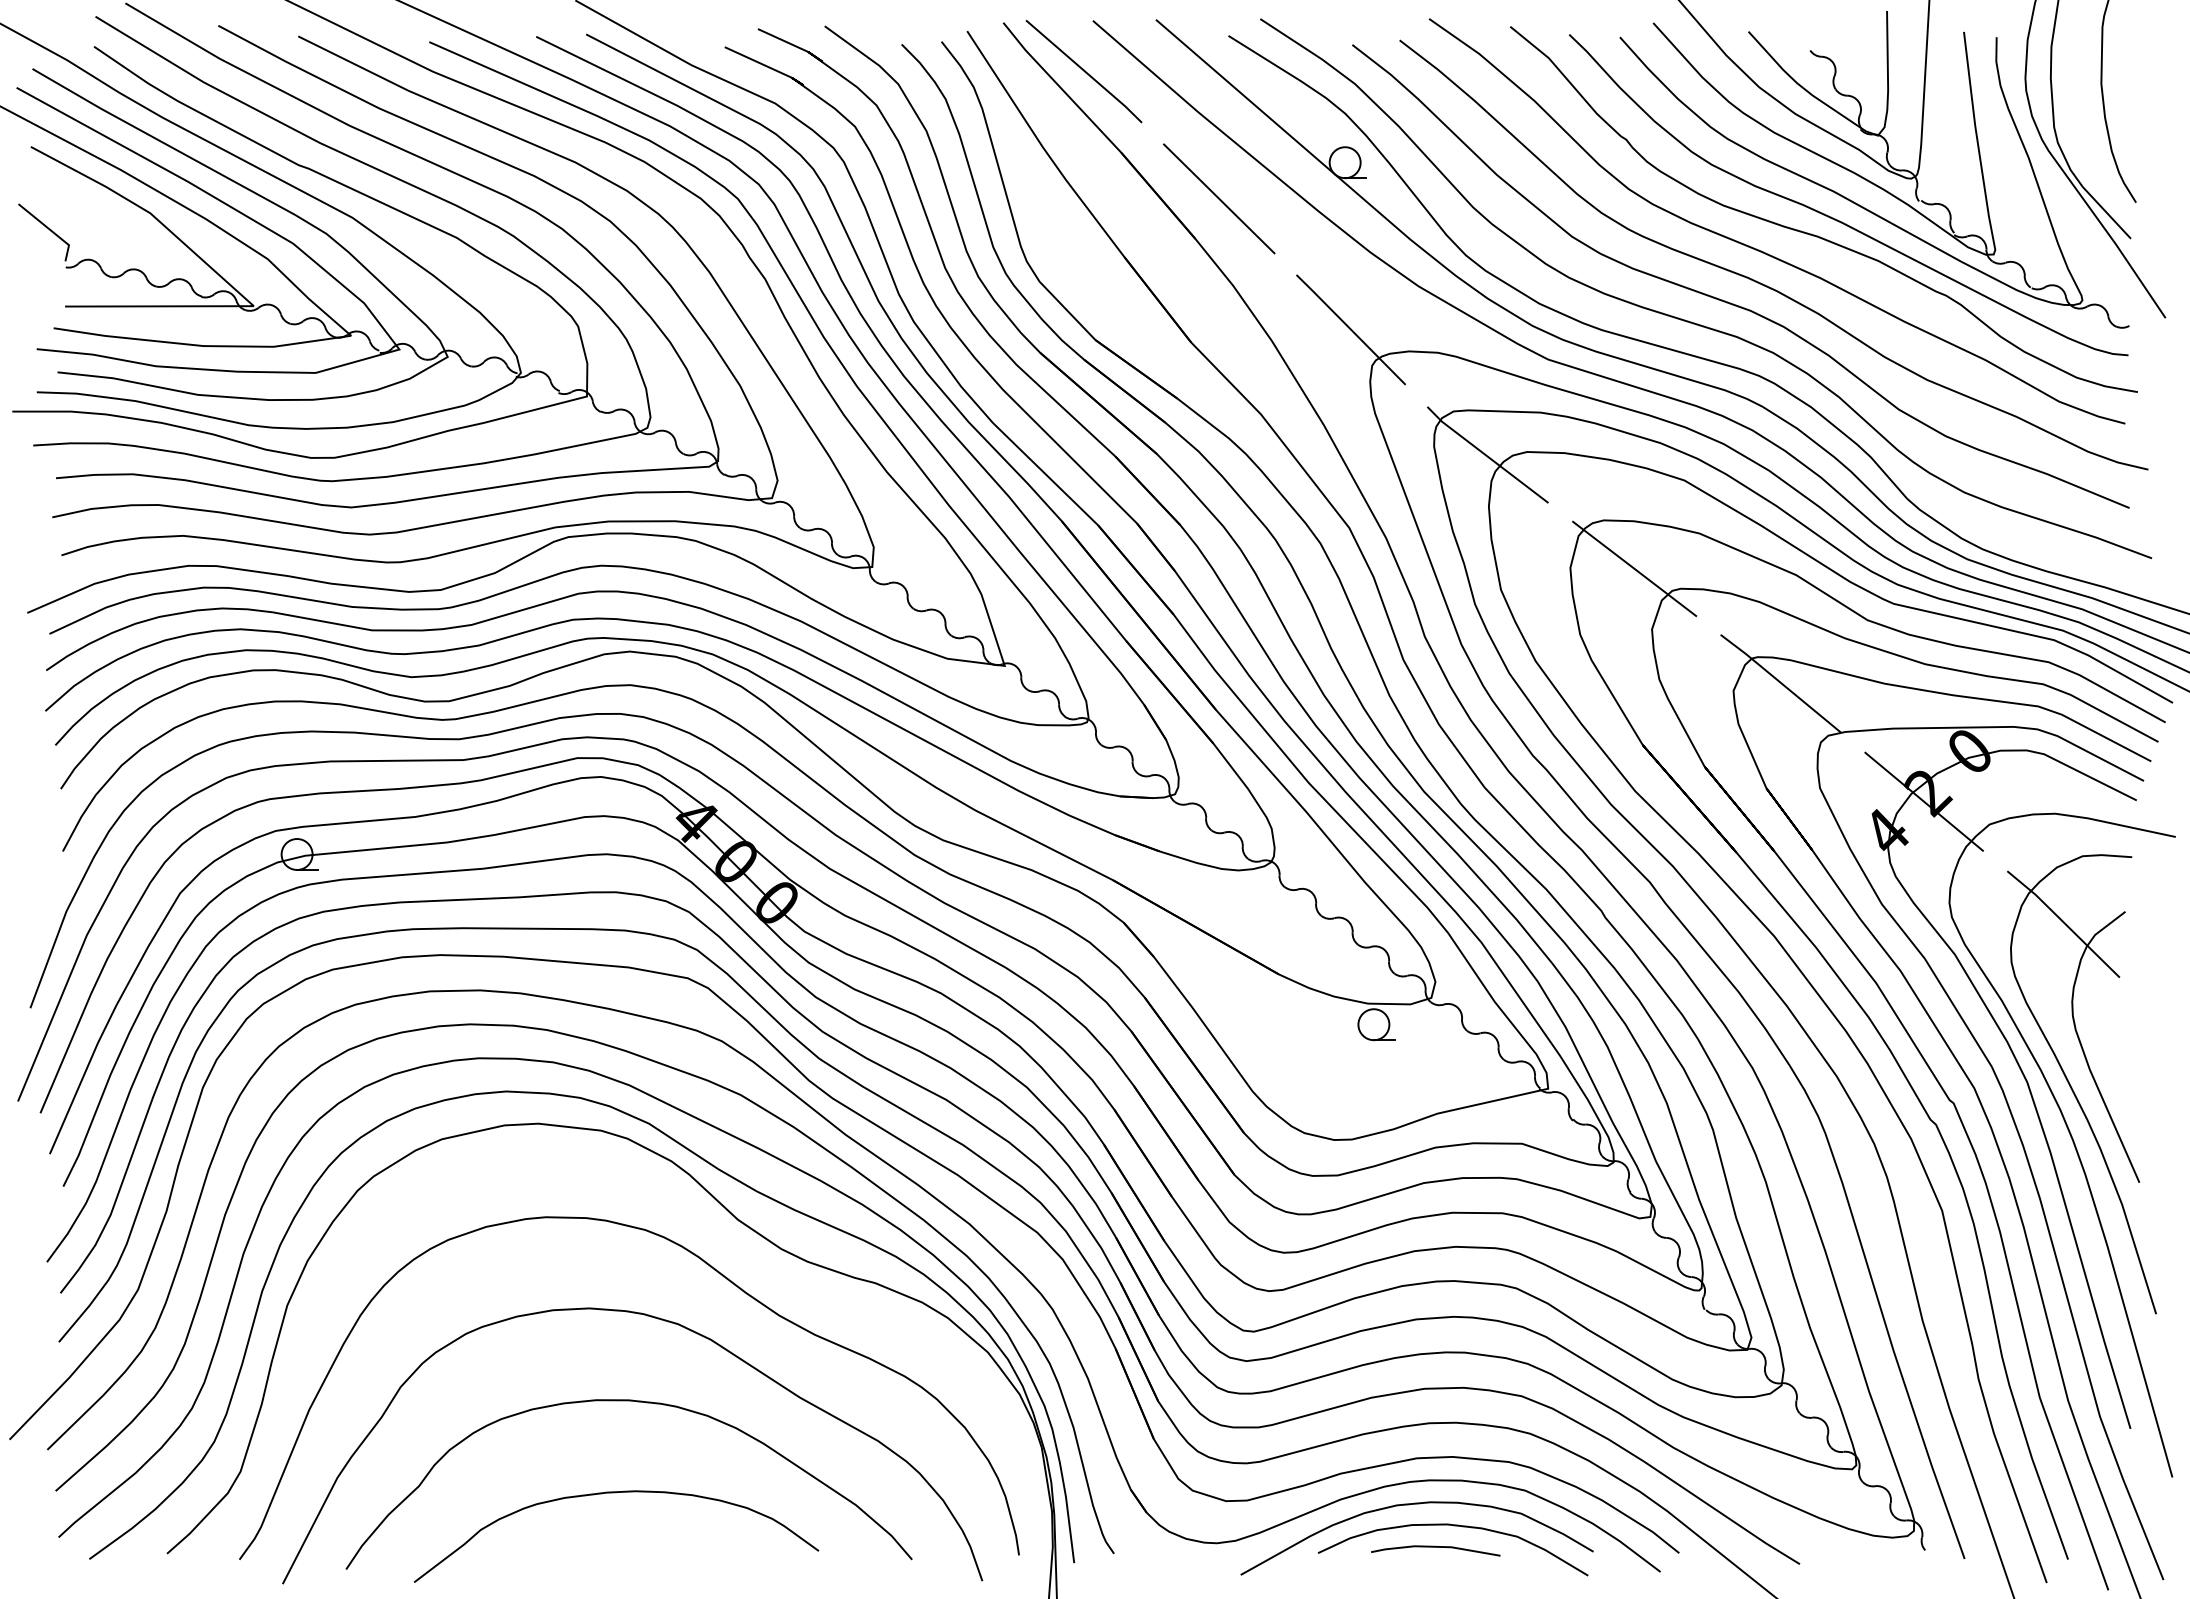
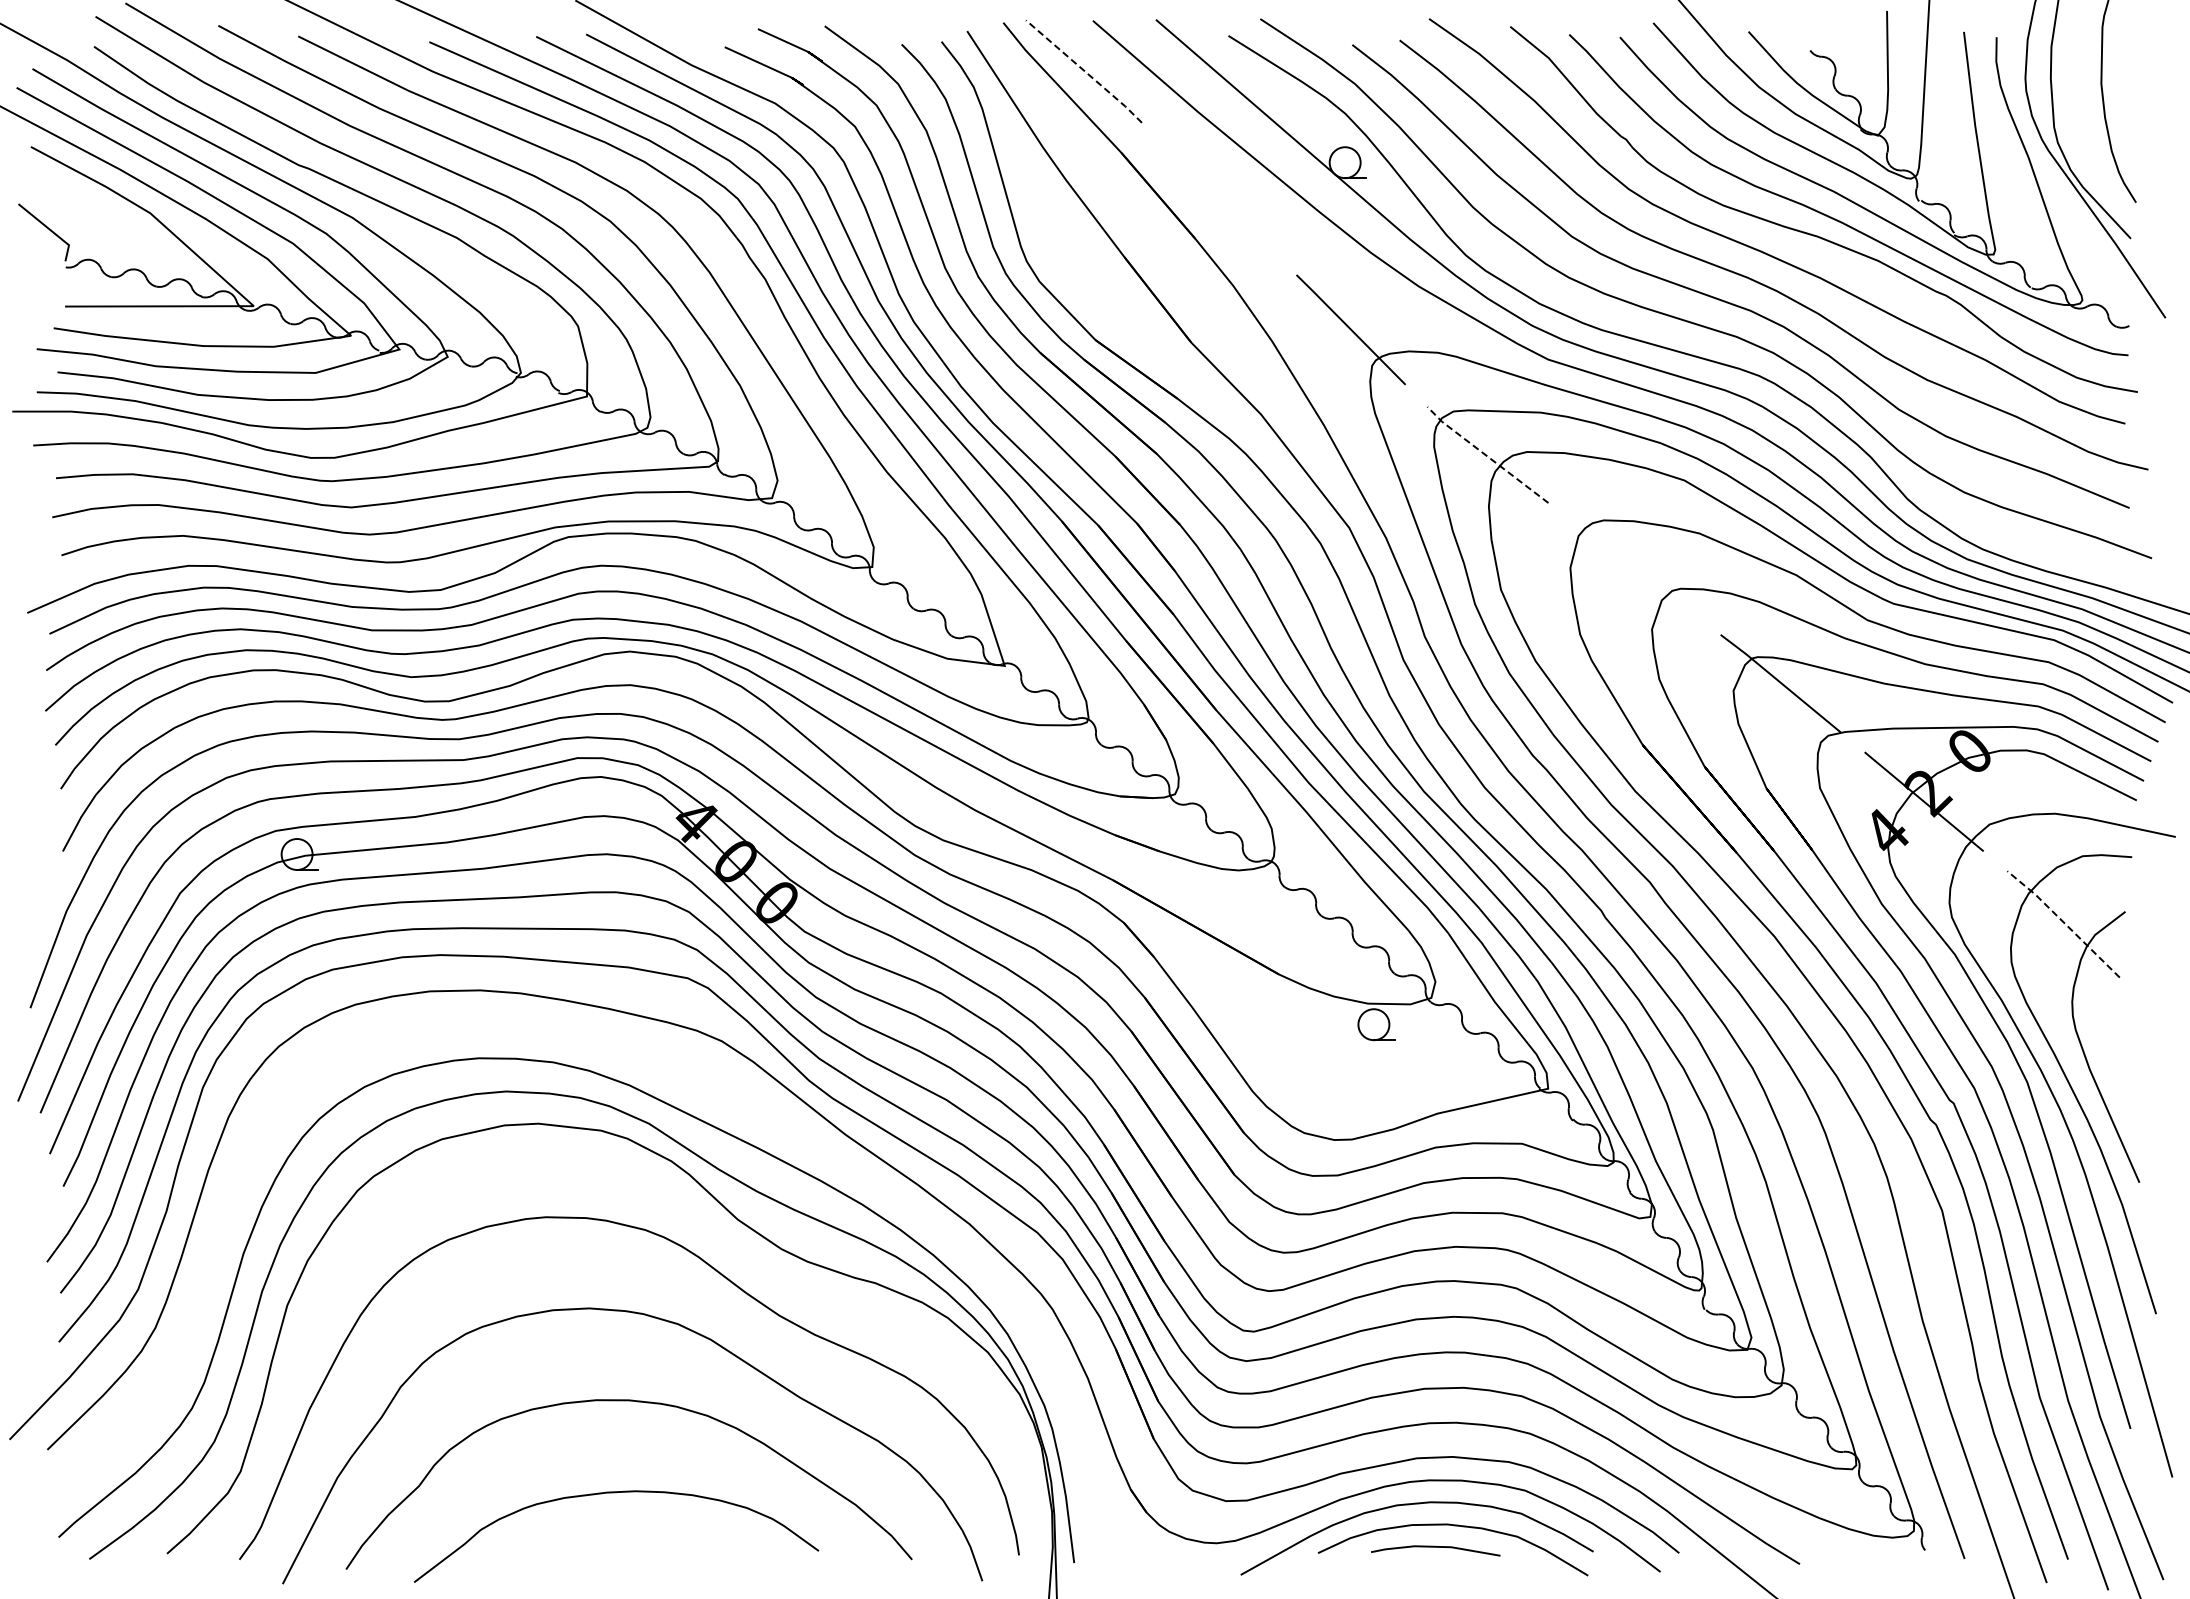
line: solid -> dashed (1084, 71)
line: present -> none (1219, 198)
line: solid -> dashed (1486, 455)
line: present -> none (1634, 568)
line: solid -> dashed (2063, 922)
curve: present -> none (670, 1068)
